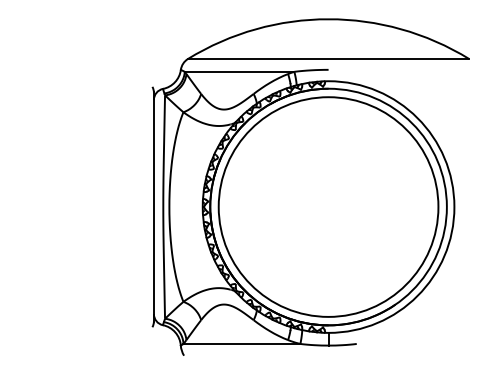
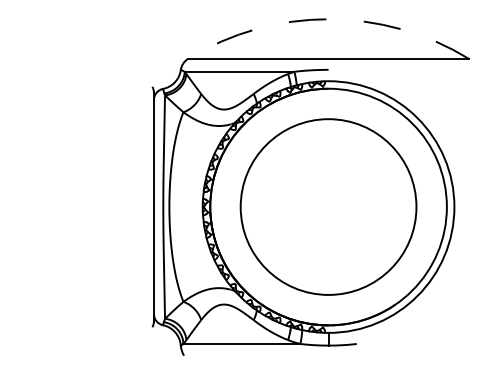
arc: solid -> dashed (328, 19)
circle diameter: 220 px -> 176 px (328, 206)
